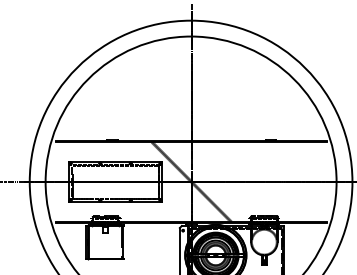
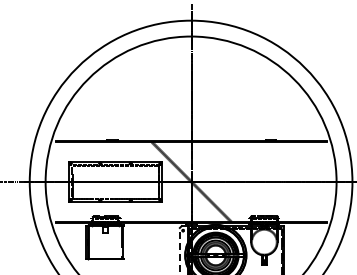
line: solid -> dashed (179, 250)
